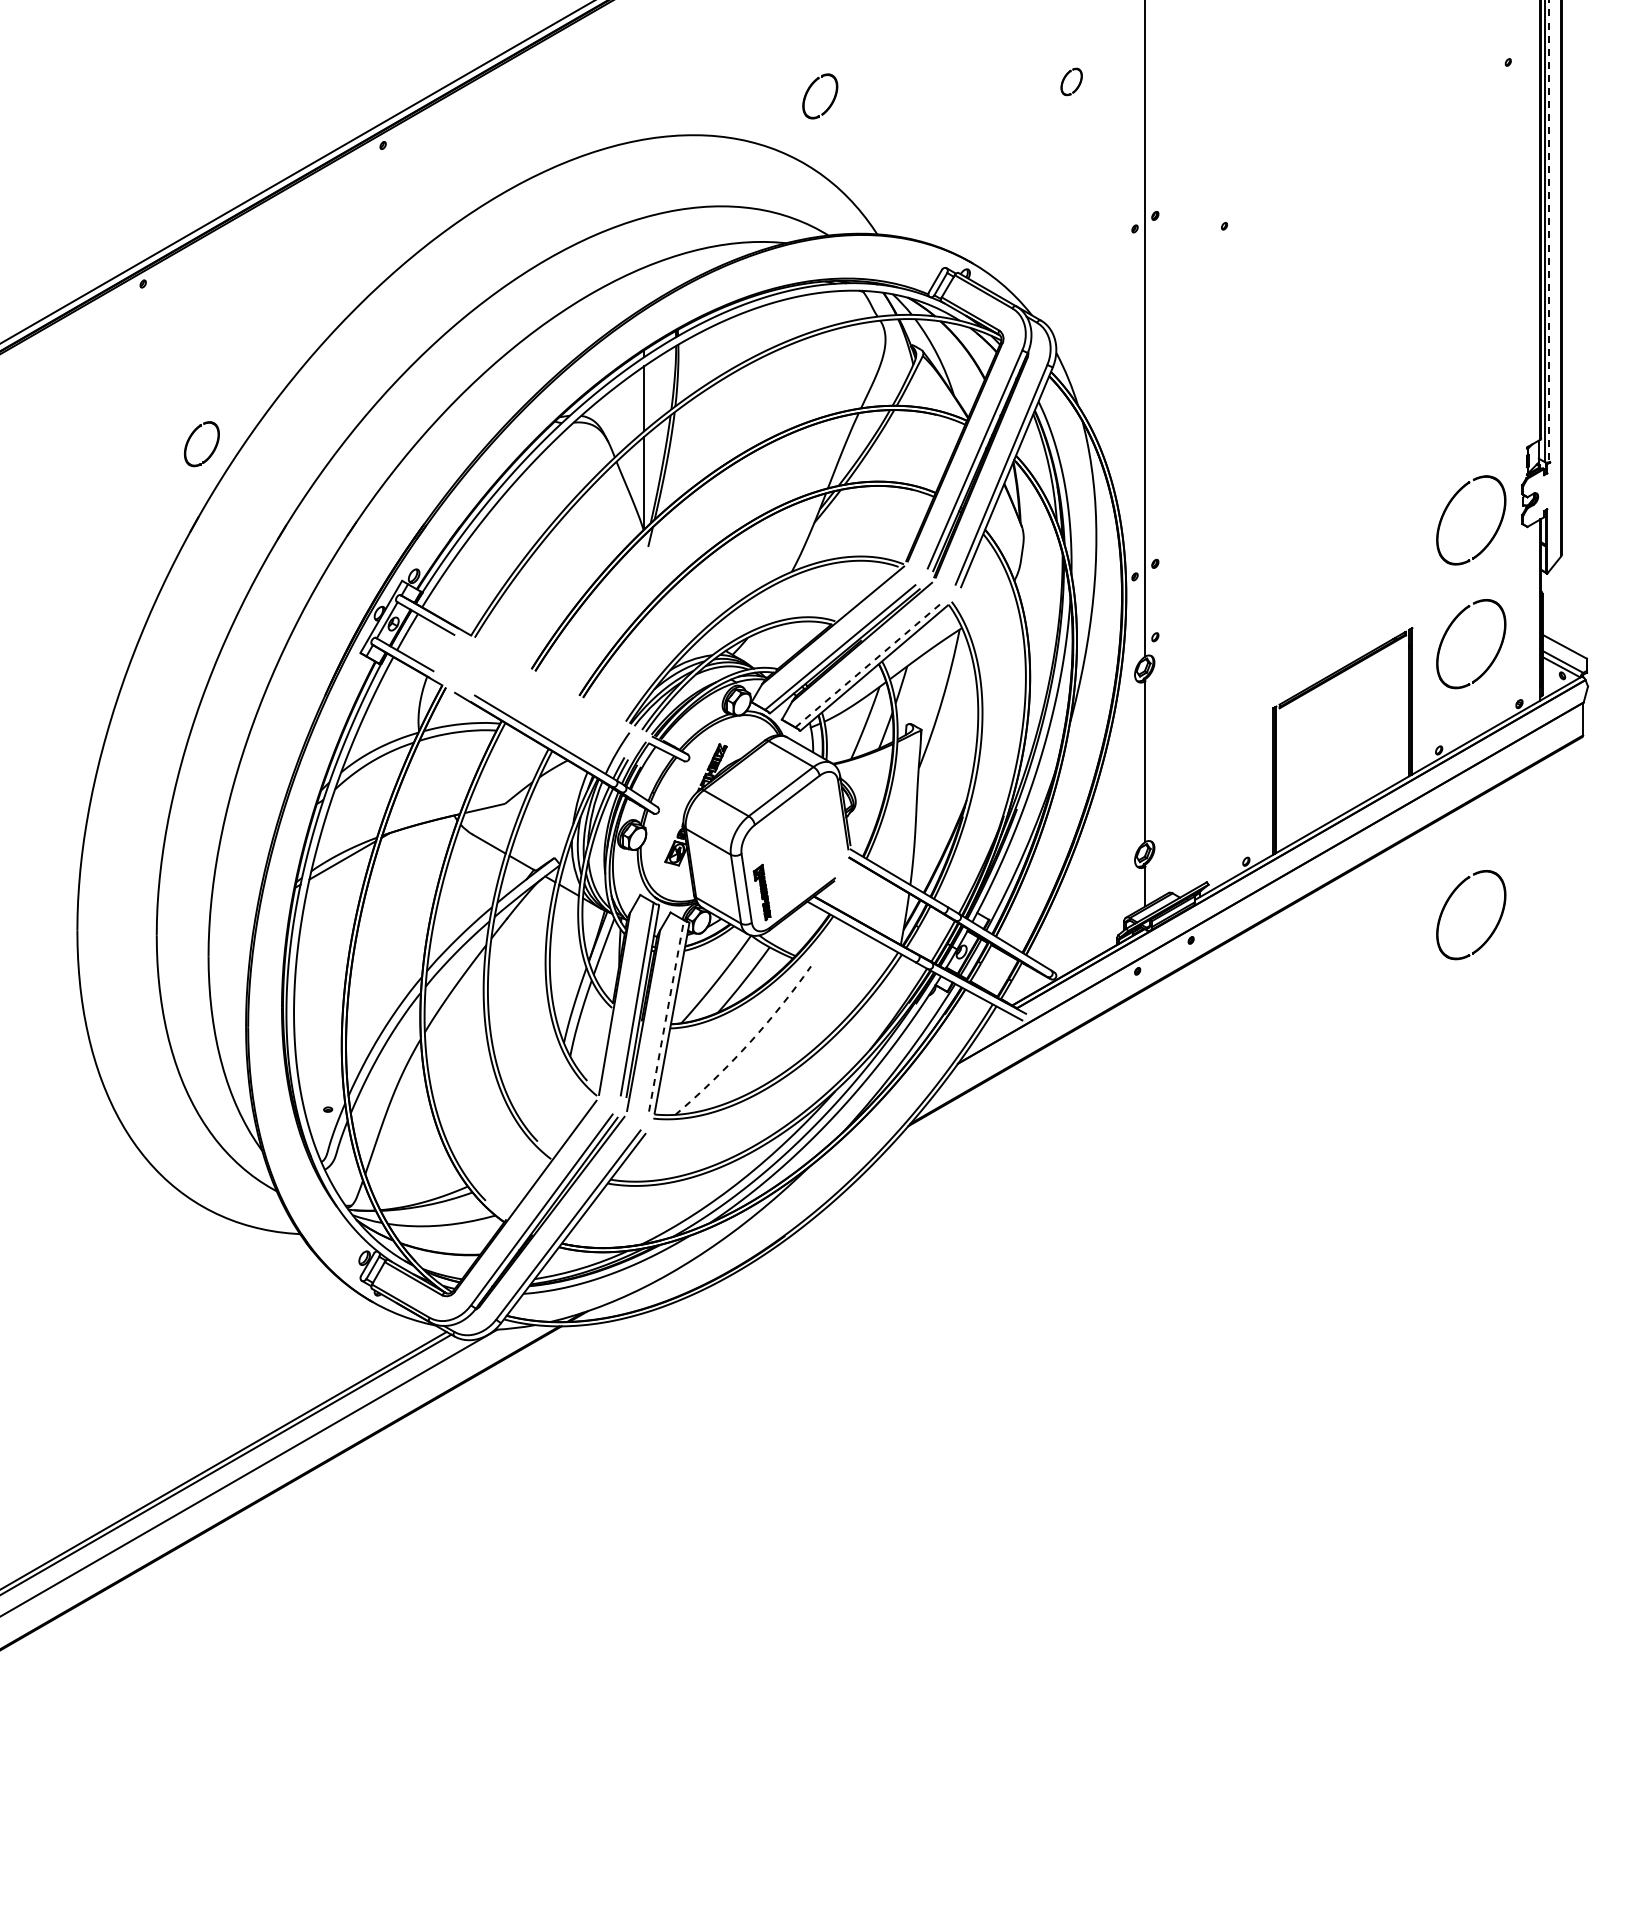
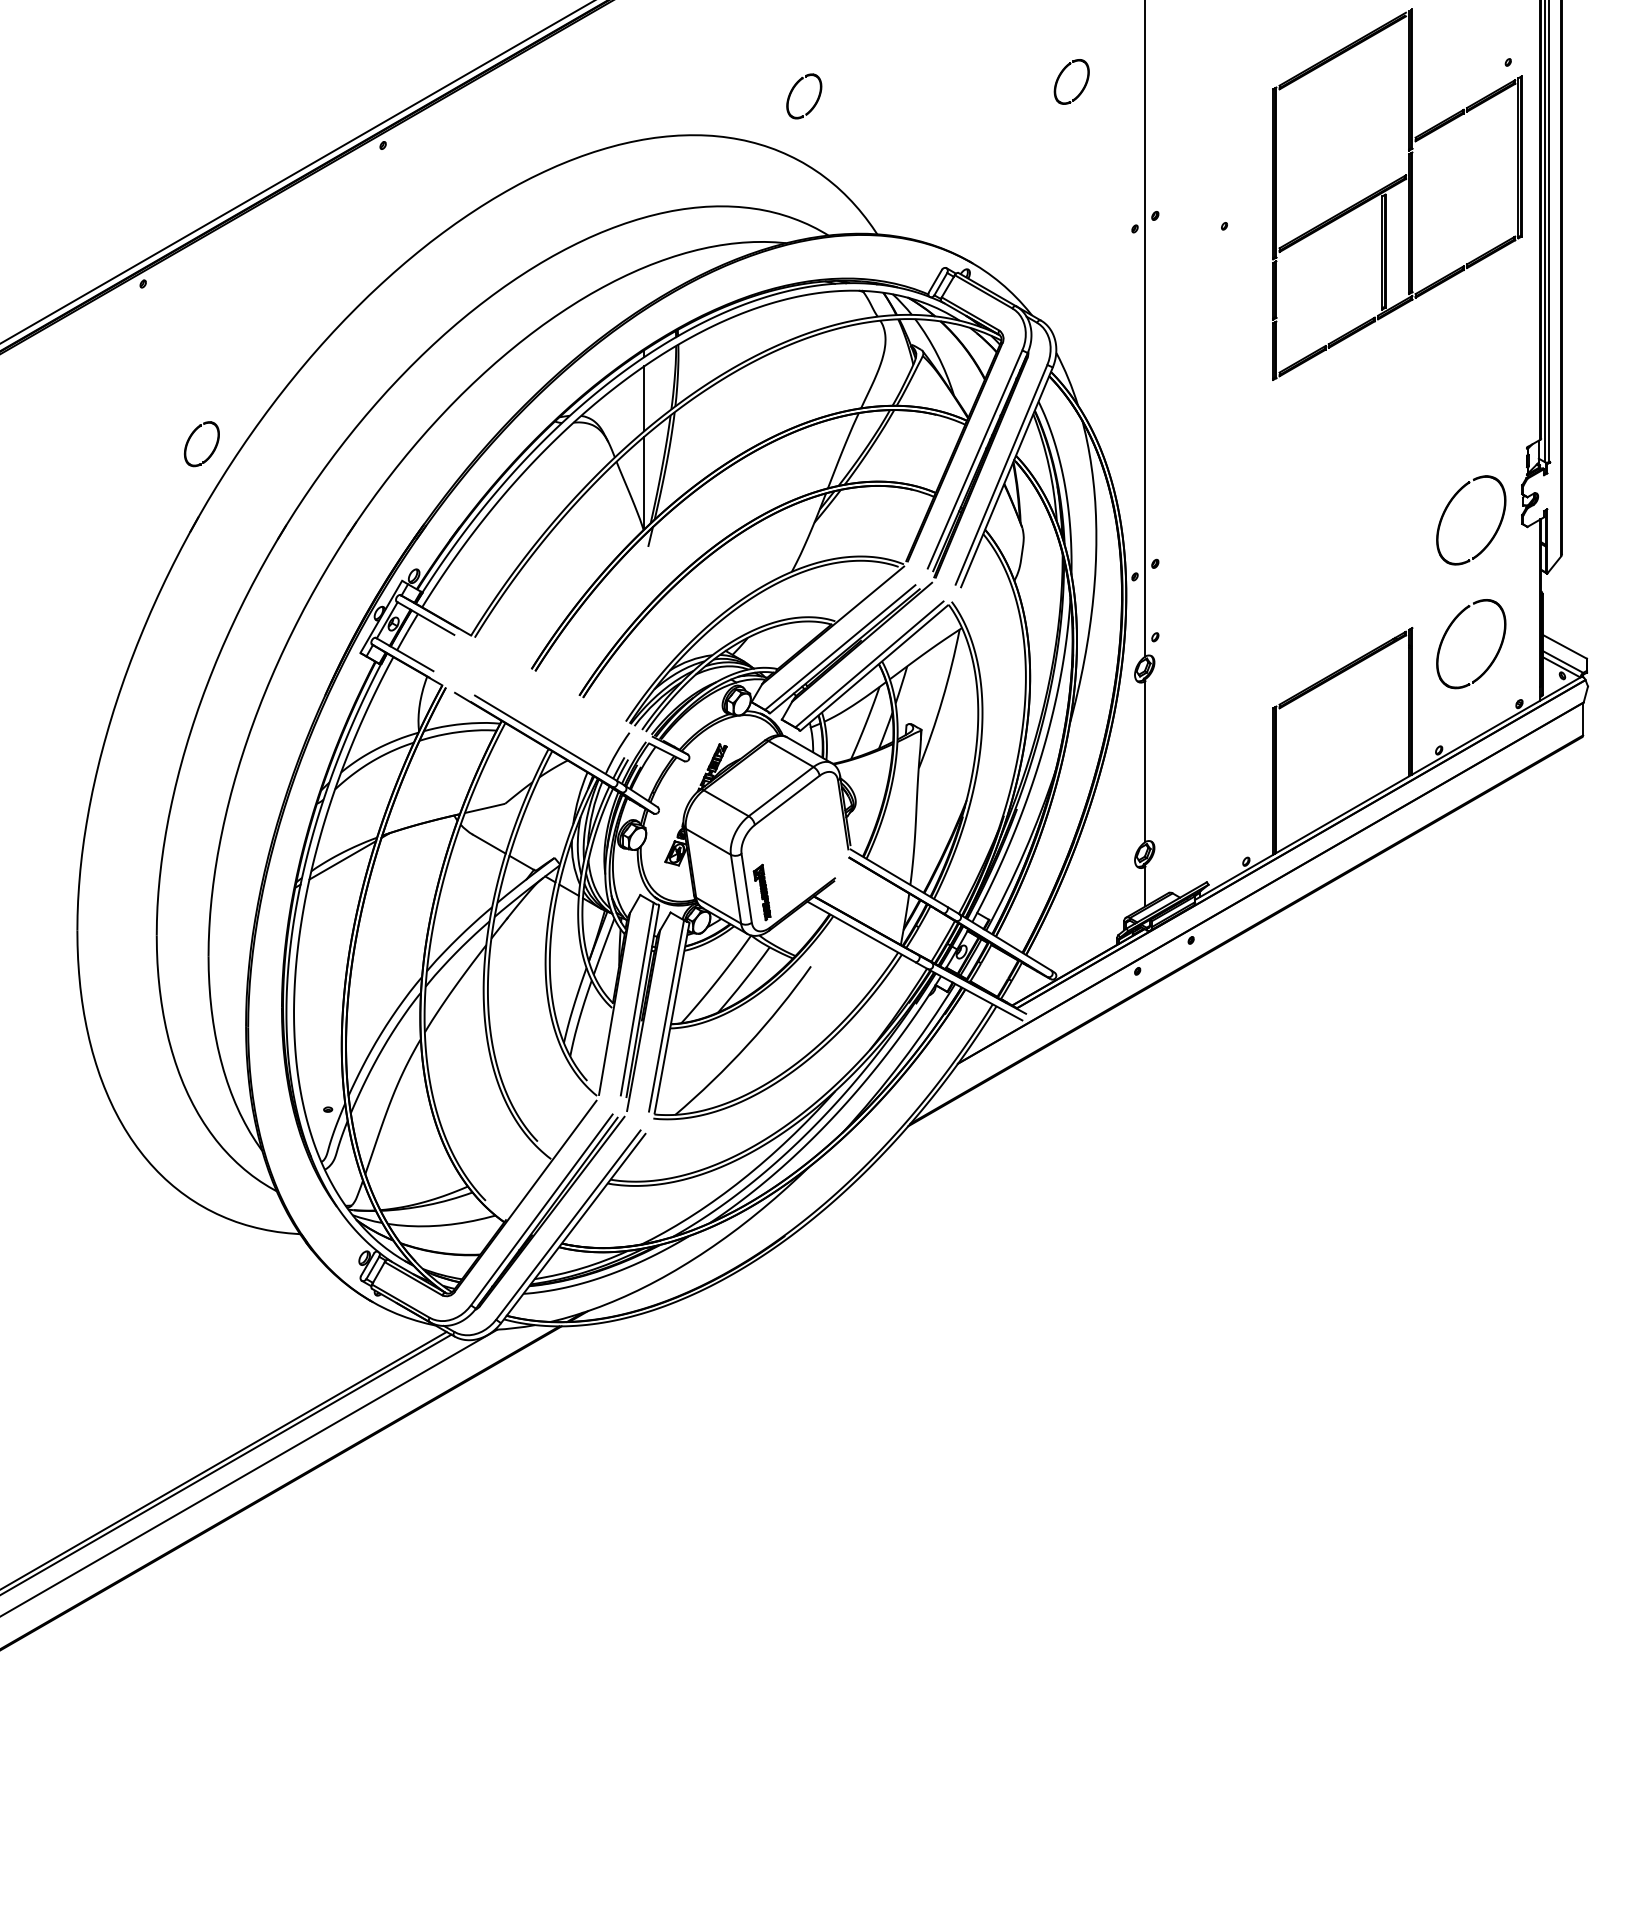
part size: 23x30 px -> 37x46 px (1071, 81)
part position: (831, 101) -> (815, 101) (815, 101)
part: none -> present (1393, 187)
line: dashed -> solid (1549, 231)
line: dashed -> solid (869, 664)
part: present -> none (1494, 927)
line: dashed -> solid (666, 1015)
arc: dashed -> solid (747, 1044)
